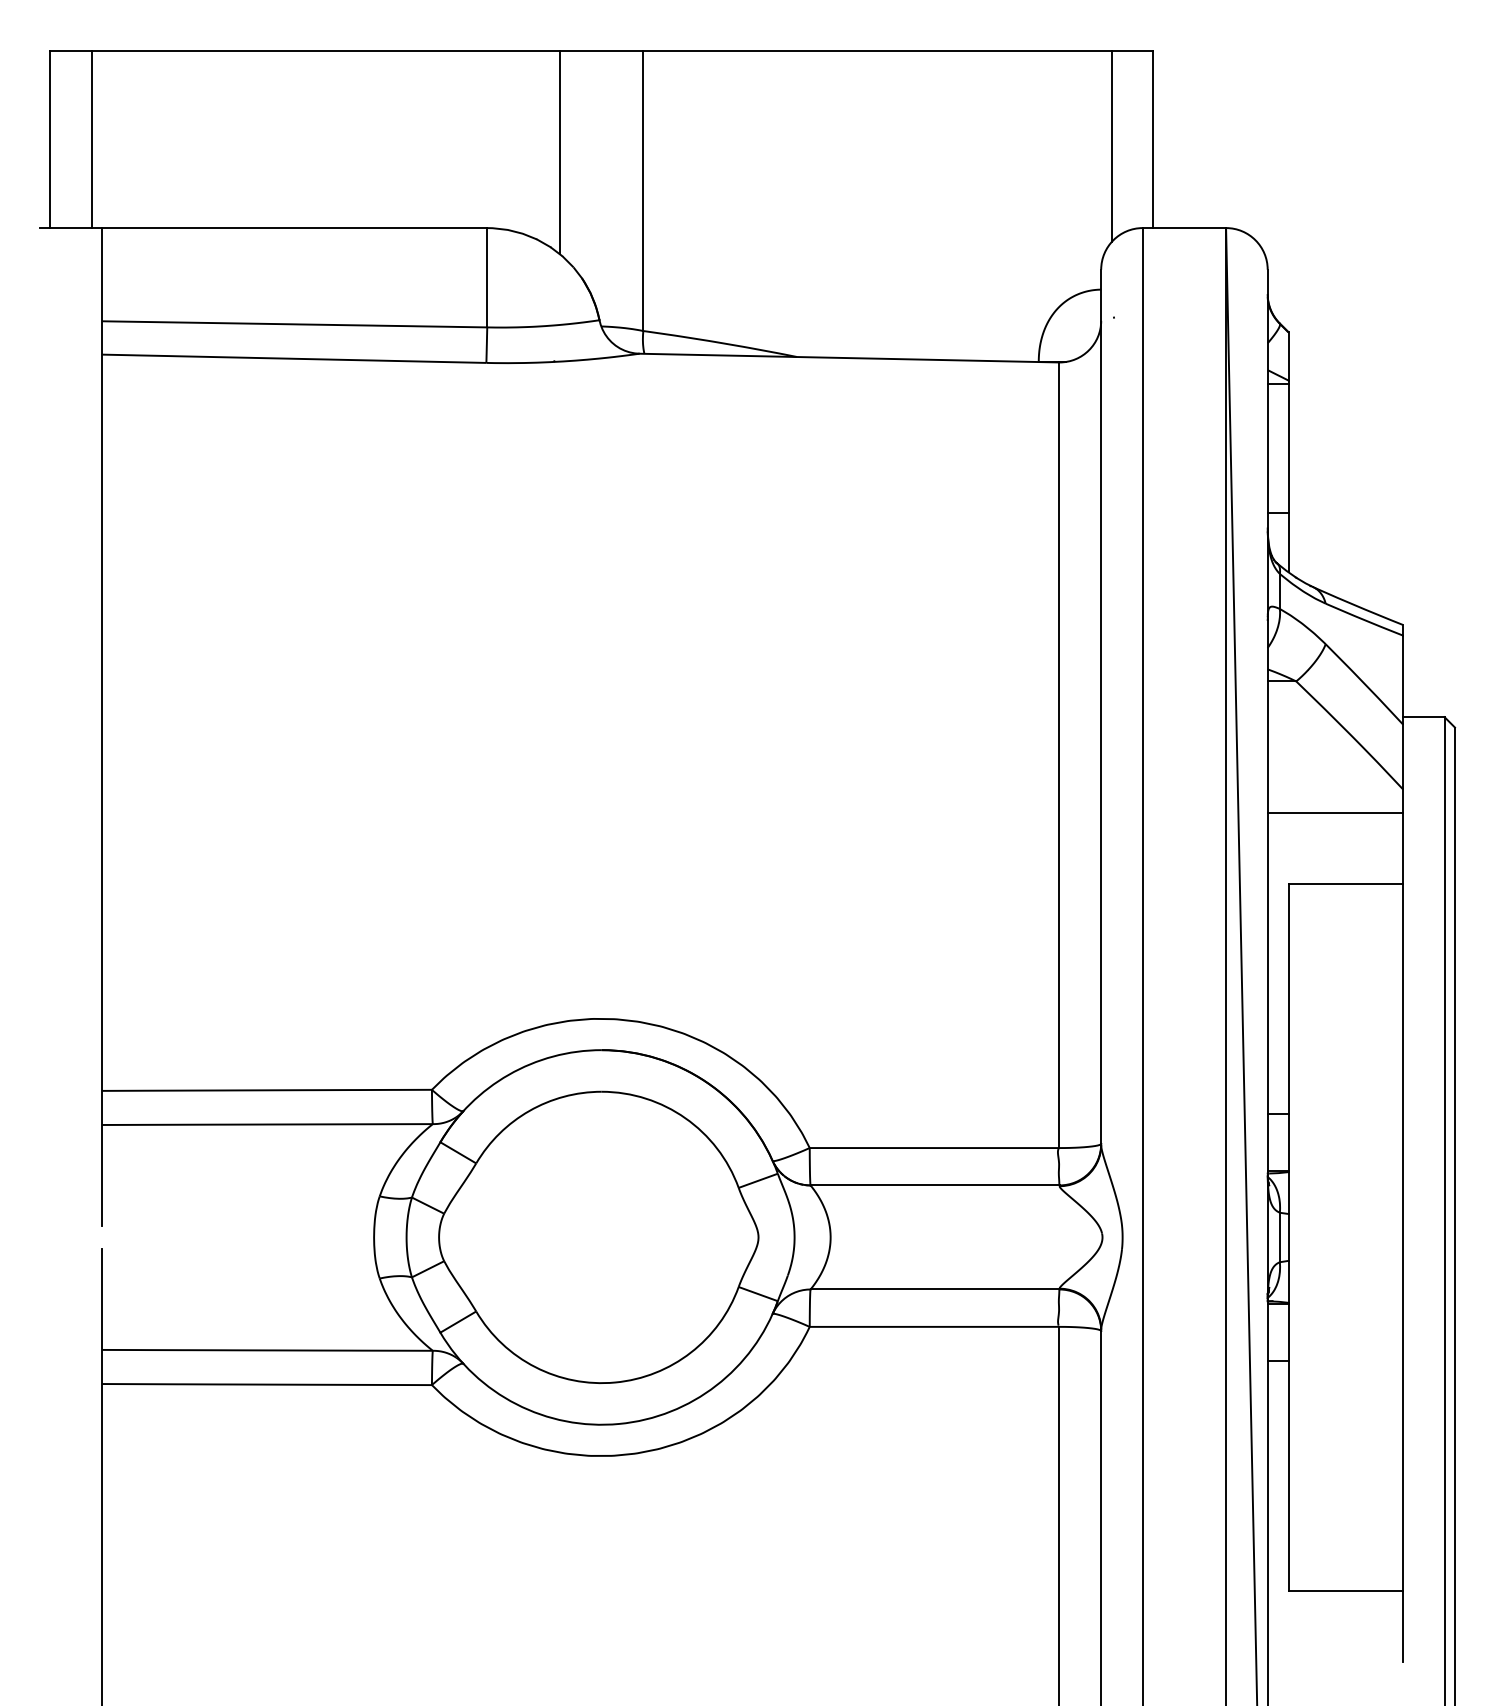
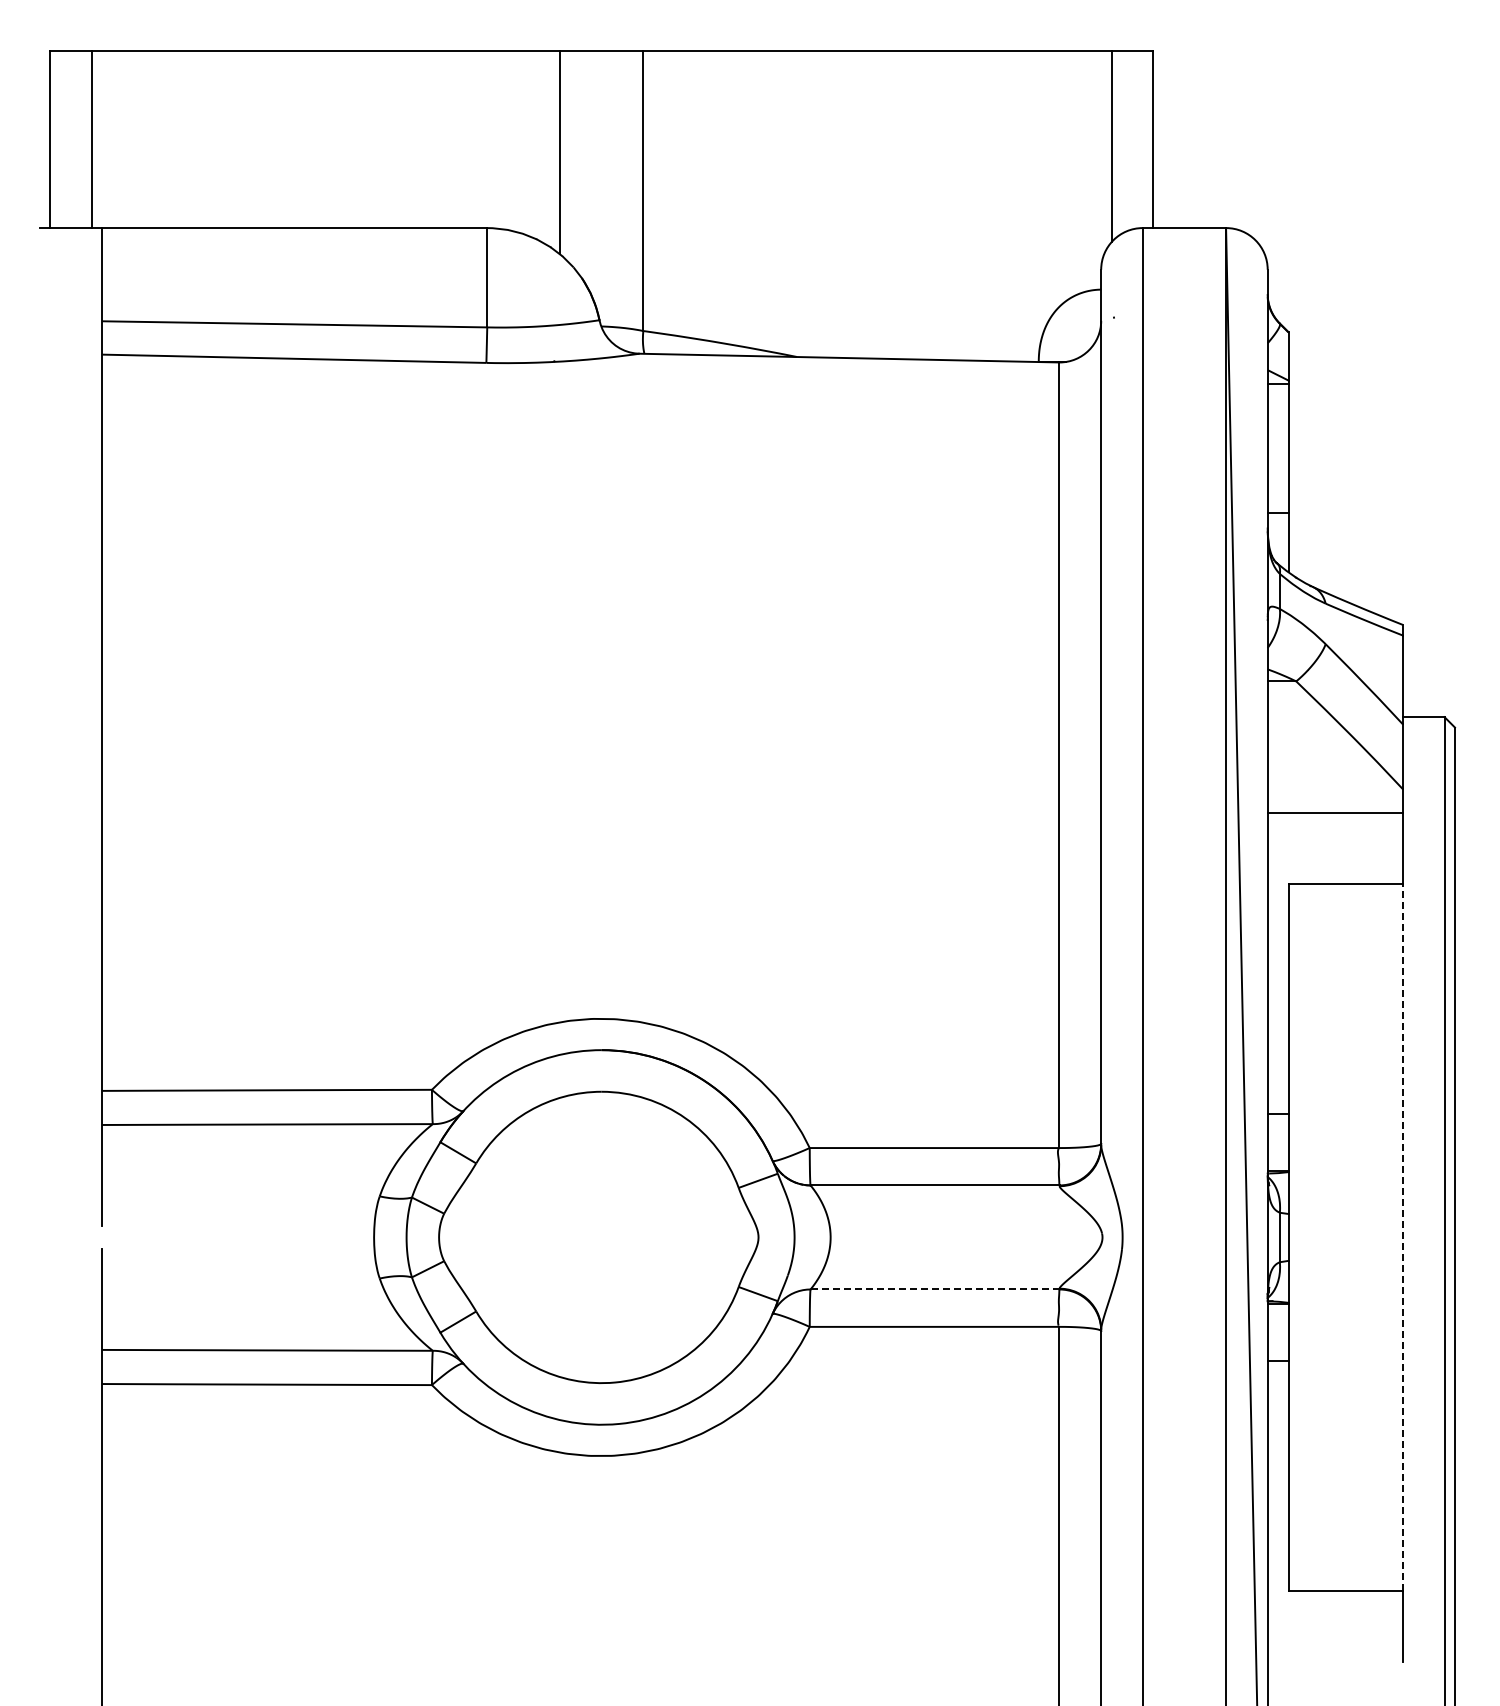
line: solid -> dashed (1402, 1236)
line: solid -> dashed (935, 1289)
